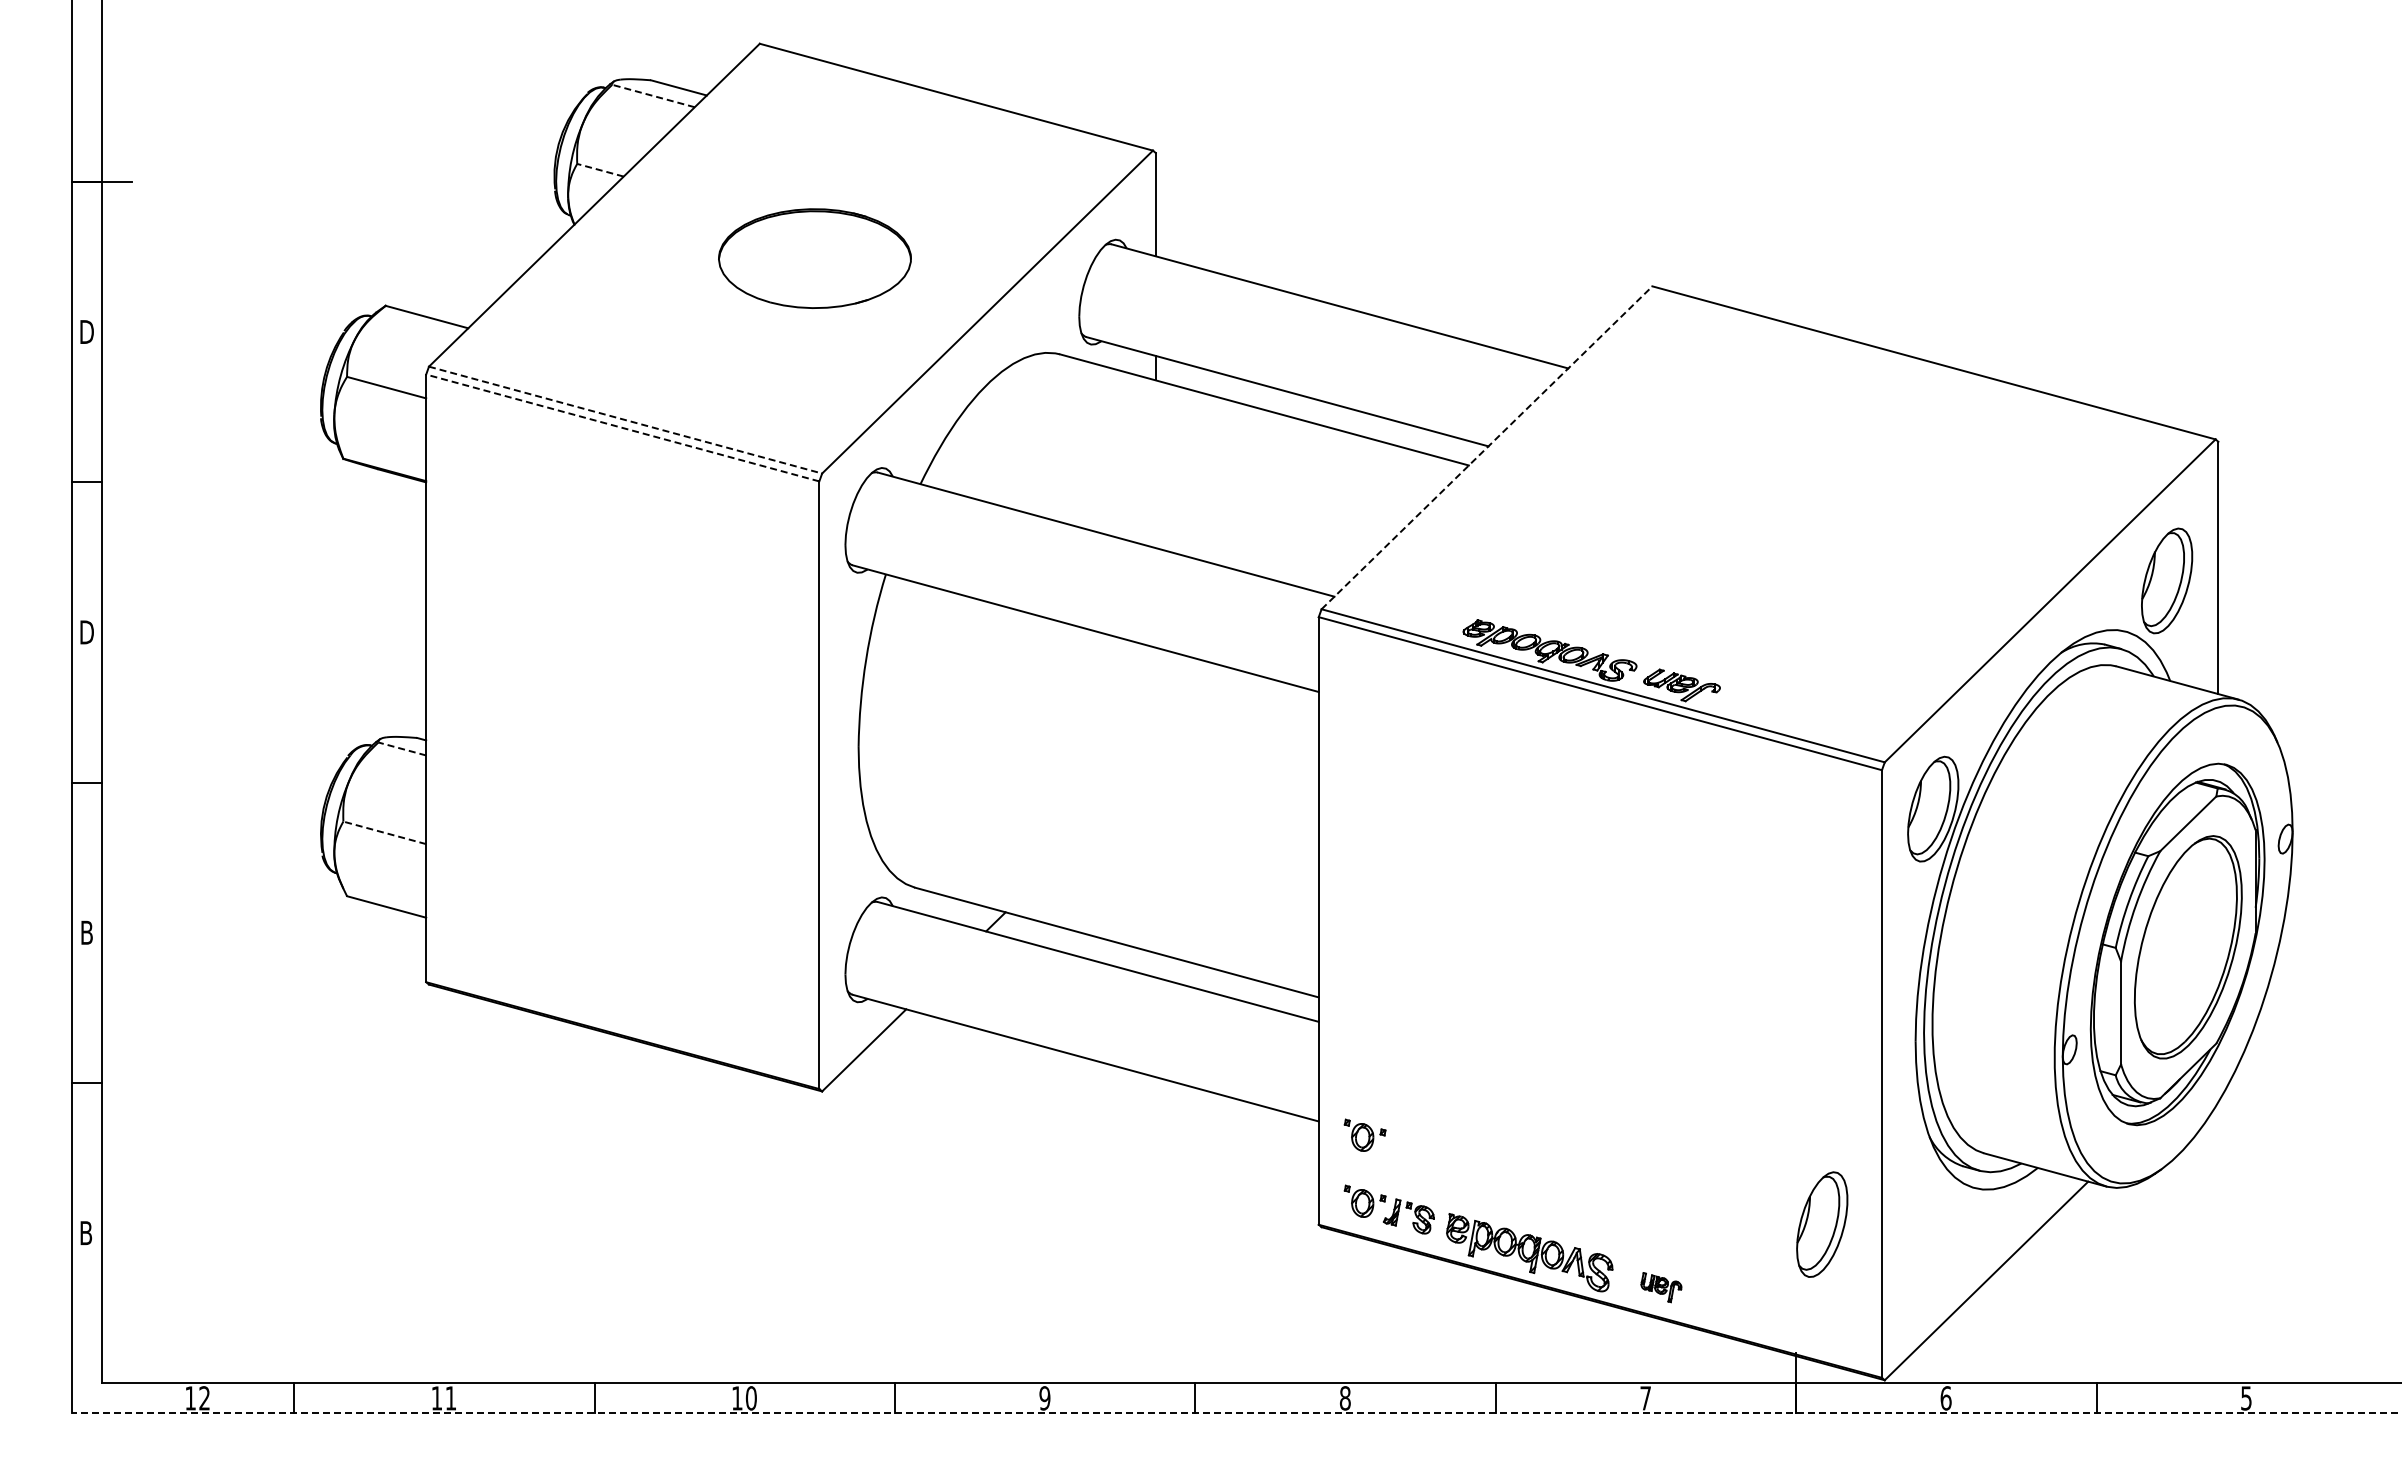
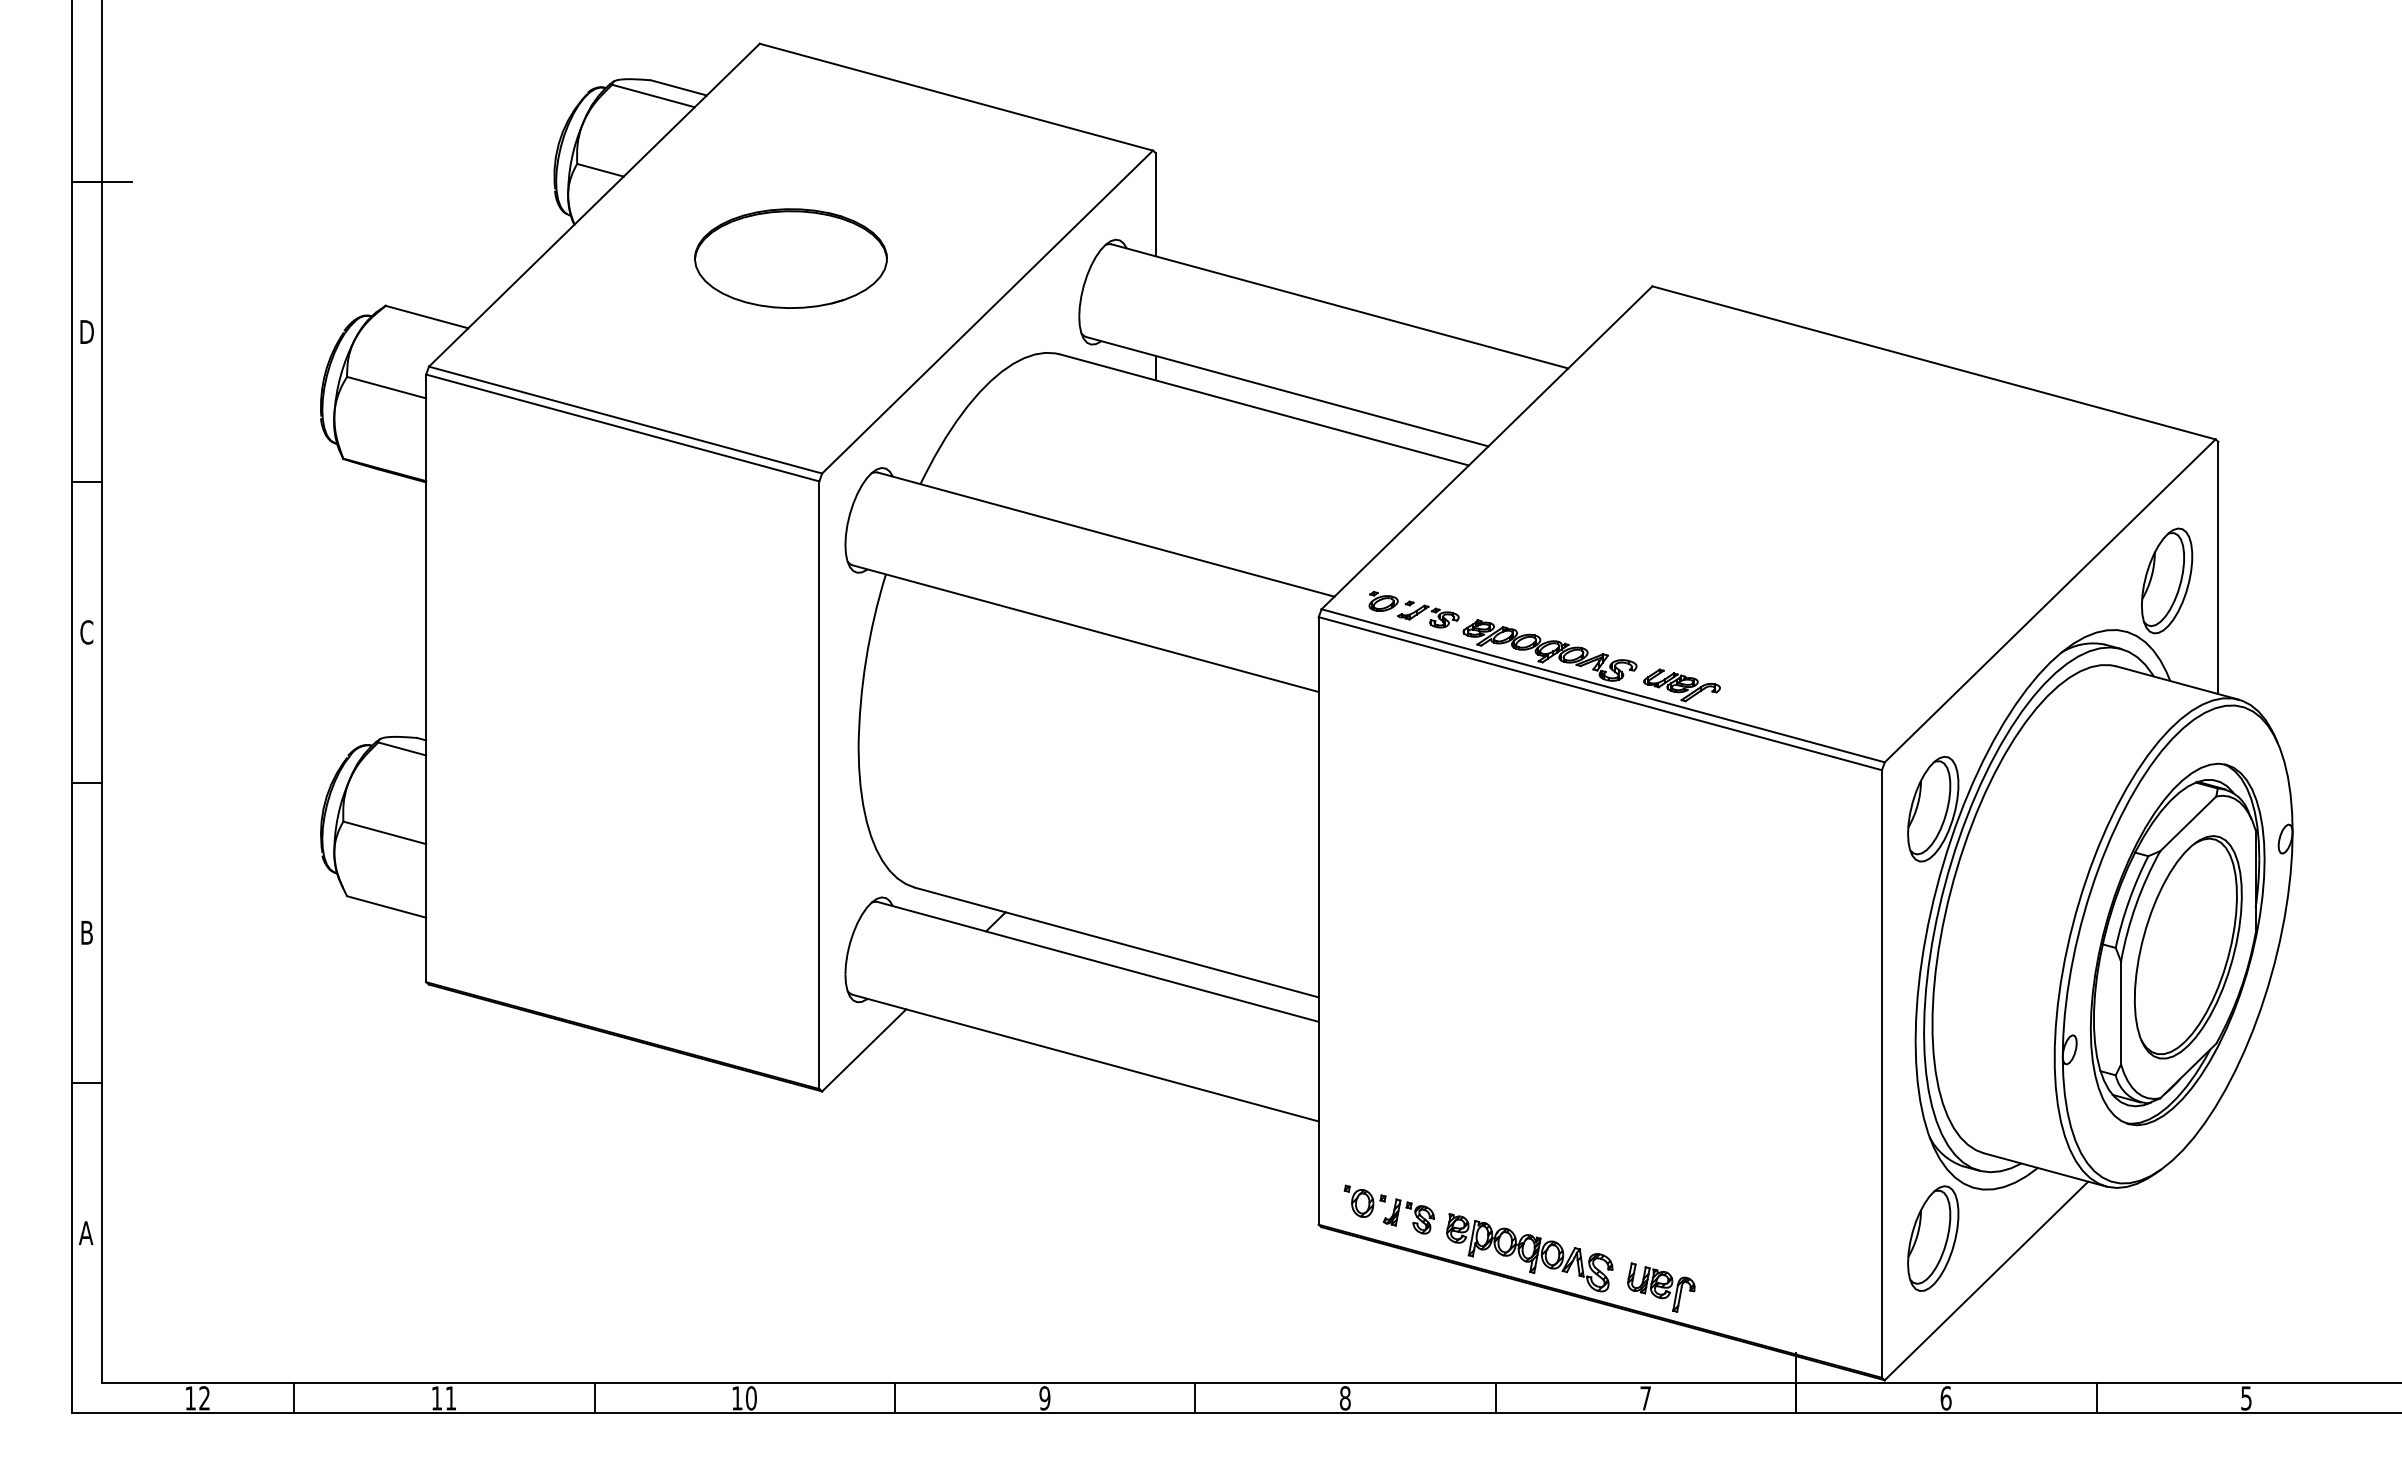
line: dashed -> solid (653, 96)
line: dashed -> solid (600, 170)
part position: (814, 258) -> (790, 258) (790, 258)
line: dashed -> solid (625, 420)
line: dashed -> solid (622, 427)
line: dashed -> solid (1487, 447)
part: none -> present (1413, 609)
text: D -> C (86, 632)
line: dashed -> solid (402, 748)
line: dashed -> solid (384, 832)
part: present -> none (1364, 1134)
part position: (1822, 1224) -> (1933, 1238) (1933, 1238)
text: B -> A (85, 1233)
part size: 43x32 px -> 69x51 px (1661, 1287)
line: dashed -> solid (1236, 1413)
